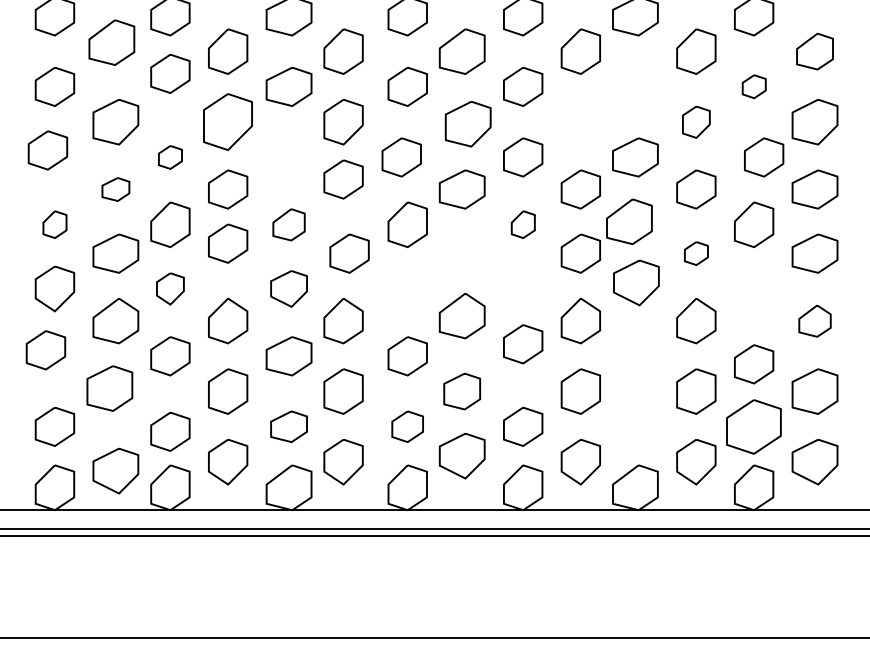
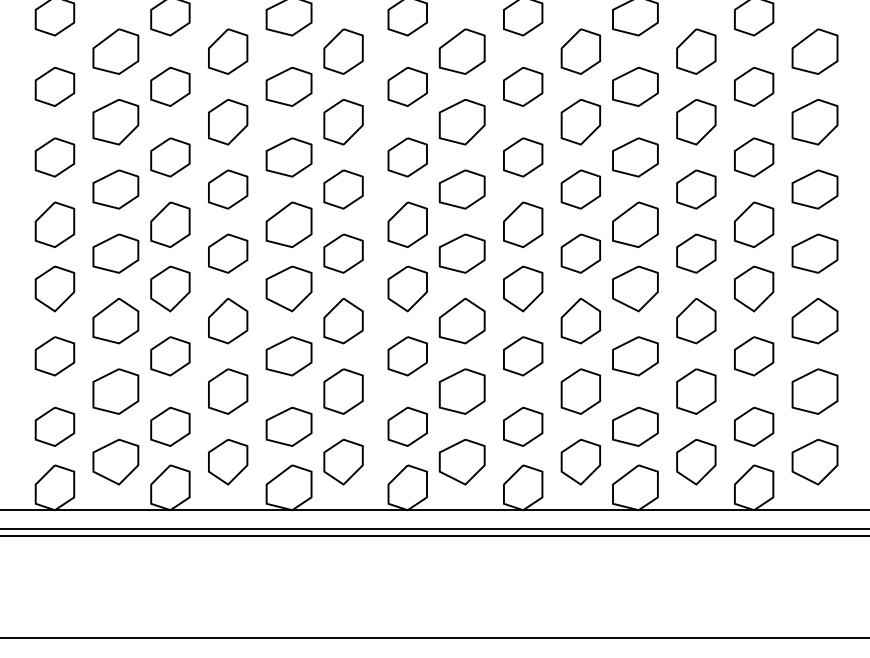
part position: (111, 42) -> (115, 51) (115, 51)
part size: 38x38 px -> 48x47 px (814, 51)
part position: (170, 73) -> (170, 86) (170, 86)
part: none -> present (635, 86)
part size: 26x26 px -> 41x41 px (754, 86)
part size: 50x58 px -> 41x47 px (228, 122)
part size: 29x34 px -> 41x47 px (696, 122)
part: none -> present (580, 122)
part position: (467, 124) -> (461, 122) (461, 122)
part position: (47, 150) -> (54, 157) (54, 157)
part size: 25x25 px -> 41x41 px (170, 157)
part: none -> present (288, 157)
part position: (401, 157) -> (407, 157) (407, 157)
part position: (764, 157) -> (754, 157) (754, 157)
part position: (343, 179) -> (343, 189) (343, 189)
part size: 30x25 px -> 48x41 px (115, 189)
part position: (629, 221) -> (635, 224) (635, 224)
part size: 26x29 px -> 42x47 px (54, 224)
part size: 34x34 px -> 48x48 px (288, 224)
part size: 26x29 px -> 41x47 px (523, 224)
part position: (228, 243) -> (228, 253) (228, 253)
part position: (349, 253) -> (343, 253) (343, 253)
part: none -> present (461, 253)
part size: 25x25 px -> 41x41 px (696, 253)
part position: (636, 282) -> (635, 288) (635, 288)
part size: 29x34 px -> 41x48 px (170, 288)
part size: 38x38 px -> 48x48 px (288, 288)
part: none -> present (407, 288)
part: none -> present (523, 288)
part: none -> present (754, 288)
part position: (461, 316) -> (461, 321) (461, 321)
part size: 34x34 px -> 48x47 px (814, 321)
part position: (523, 344) -> (523, 356) (523, 356)
part position: (45, 350) -> (54, 356) (54, 356)
part: none -> present (635, 356)
part position: (754, 364) -> (754, 356) (754, 356)
part position: (109, 388) -> (115, 391) (115, 391)
part size: 38x39 px -> 48x47 px (461, 391)
part size: 38x33 px -> 48x41 px (288, 426)
part size: 33x33 px -> 41x41 px (407, 426)
part: none -> present (635, 426)
part size: 56x56 px -> 41x41 px (754, 426)
part position: (170, 431) -> (170, 426) (170, 426)
part position: (461, 456) -> (461, 462) (461, 462)
part position: (115, 470) -> (115, 461) (115, 461)
